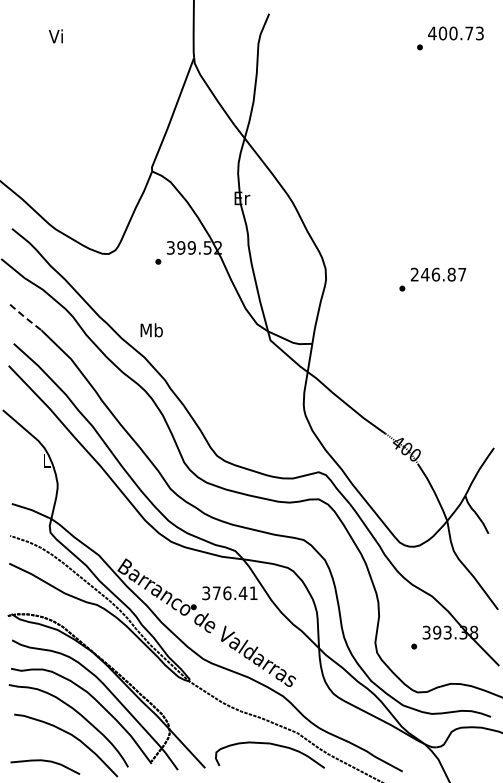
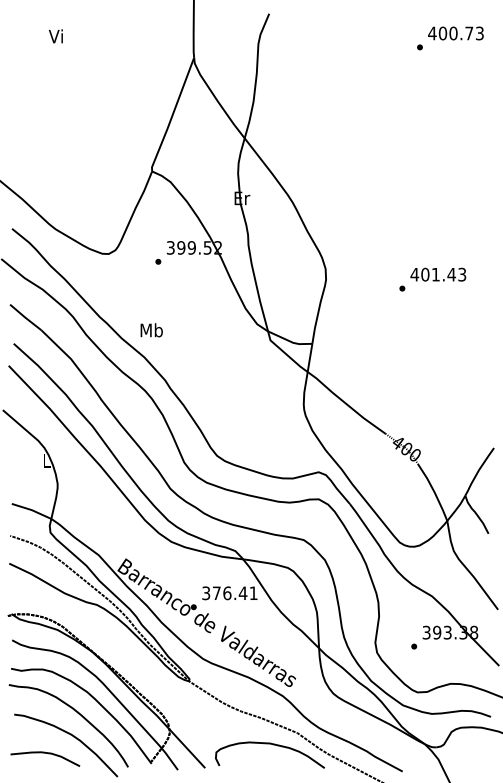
text: 246.87 -> 401.43 (438, 274)
line: dashed -> solid (25, 317)
curve position: (45, 761) -> (45, 753) (45, 753)
